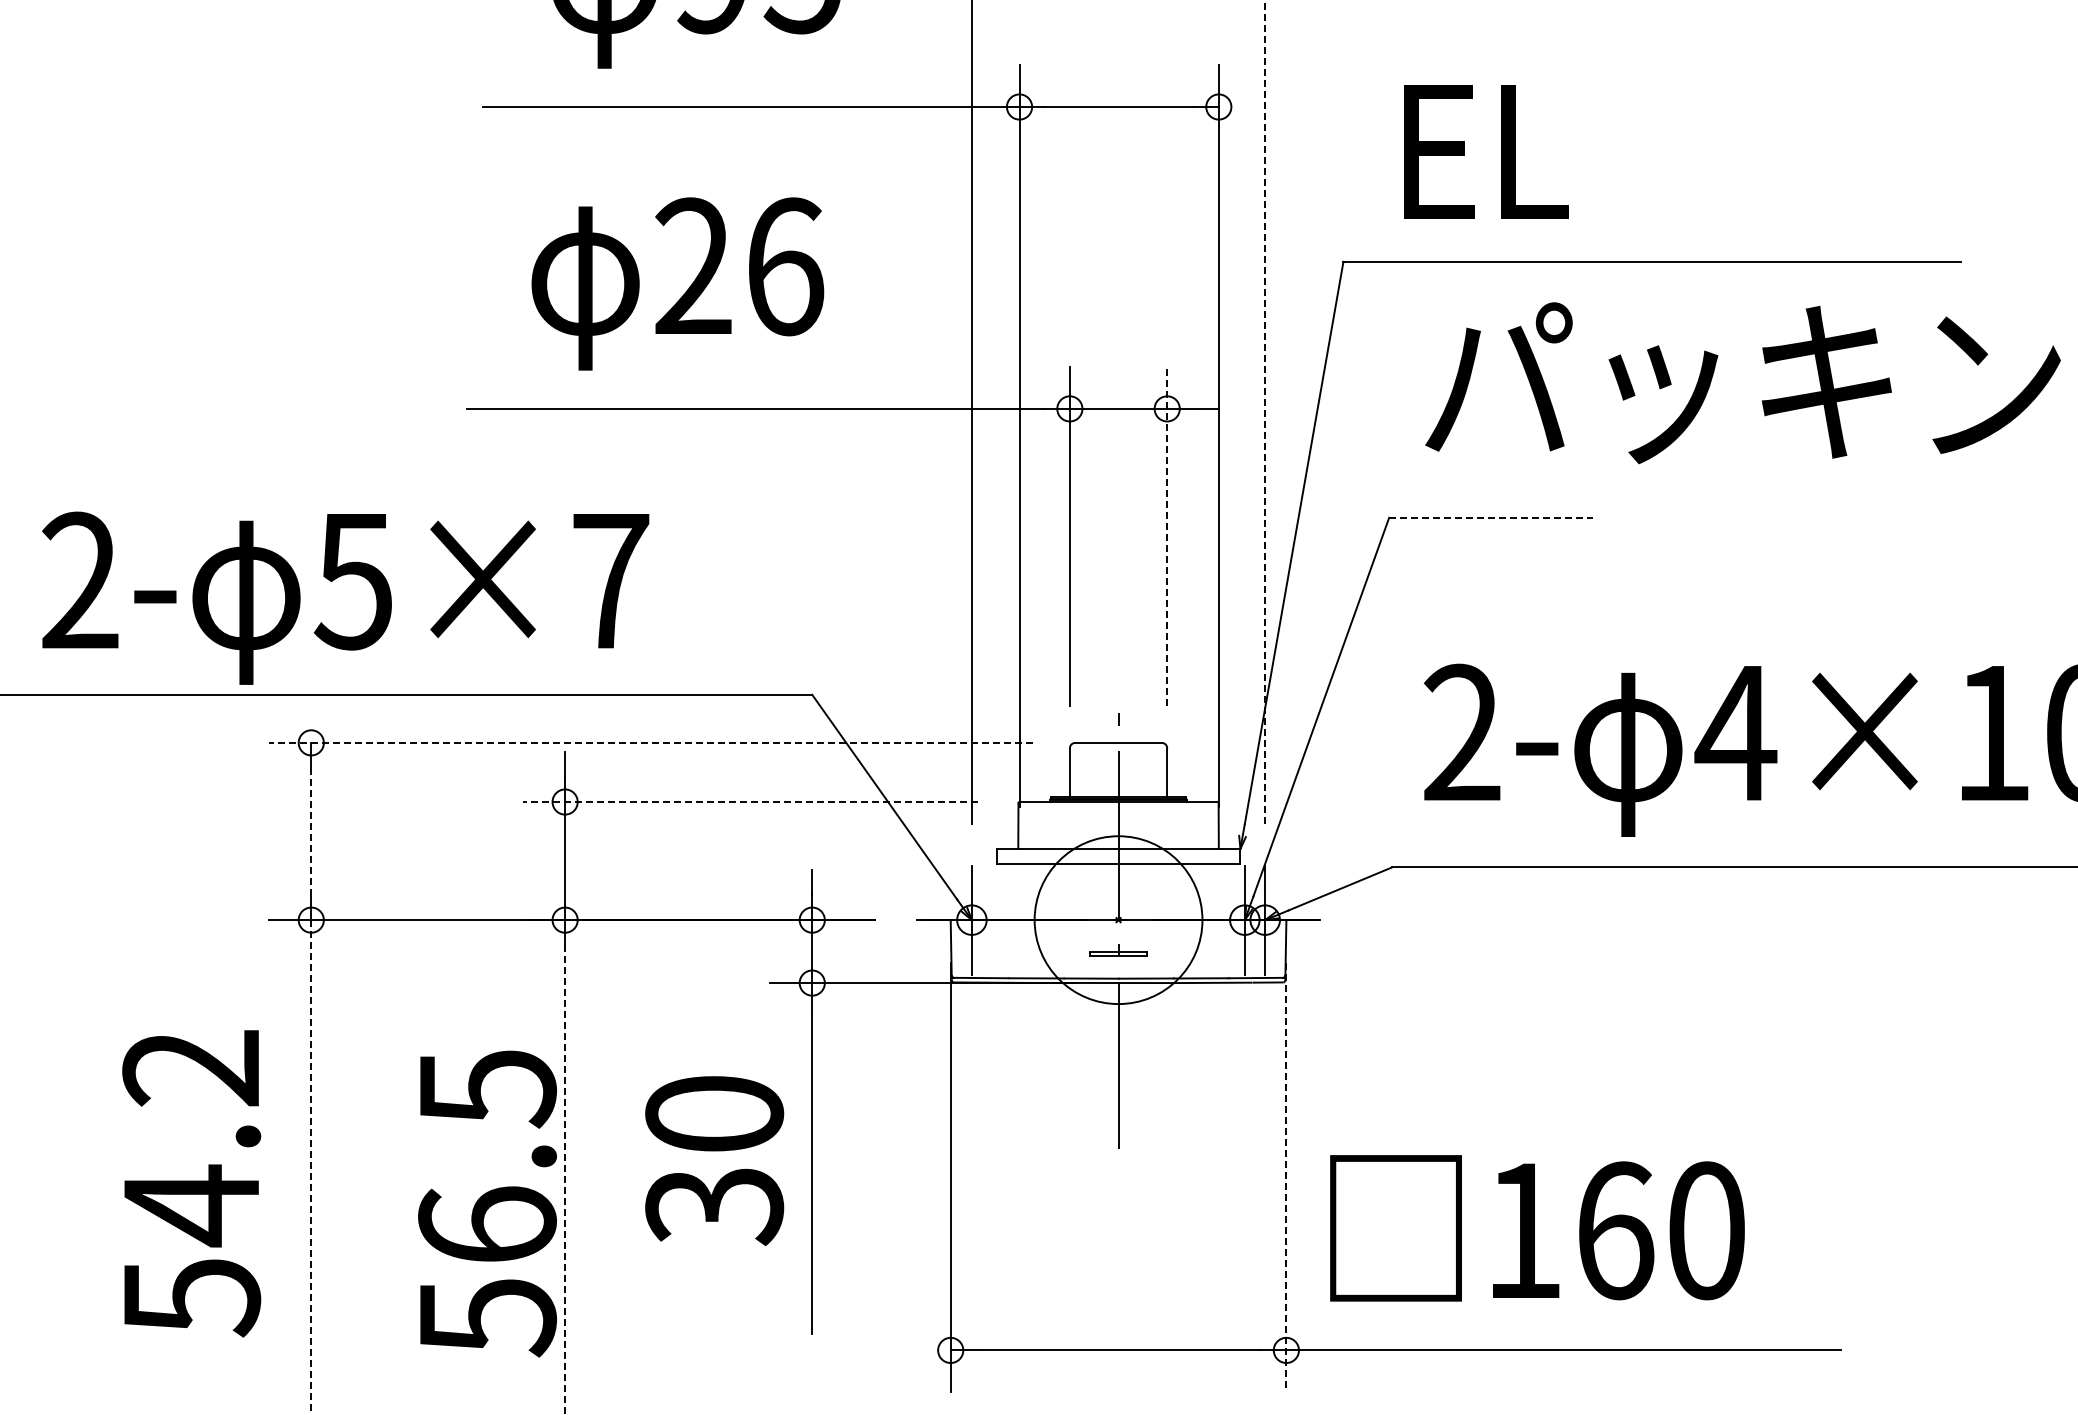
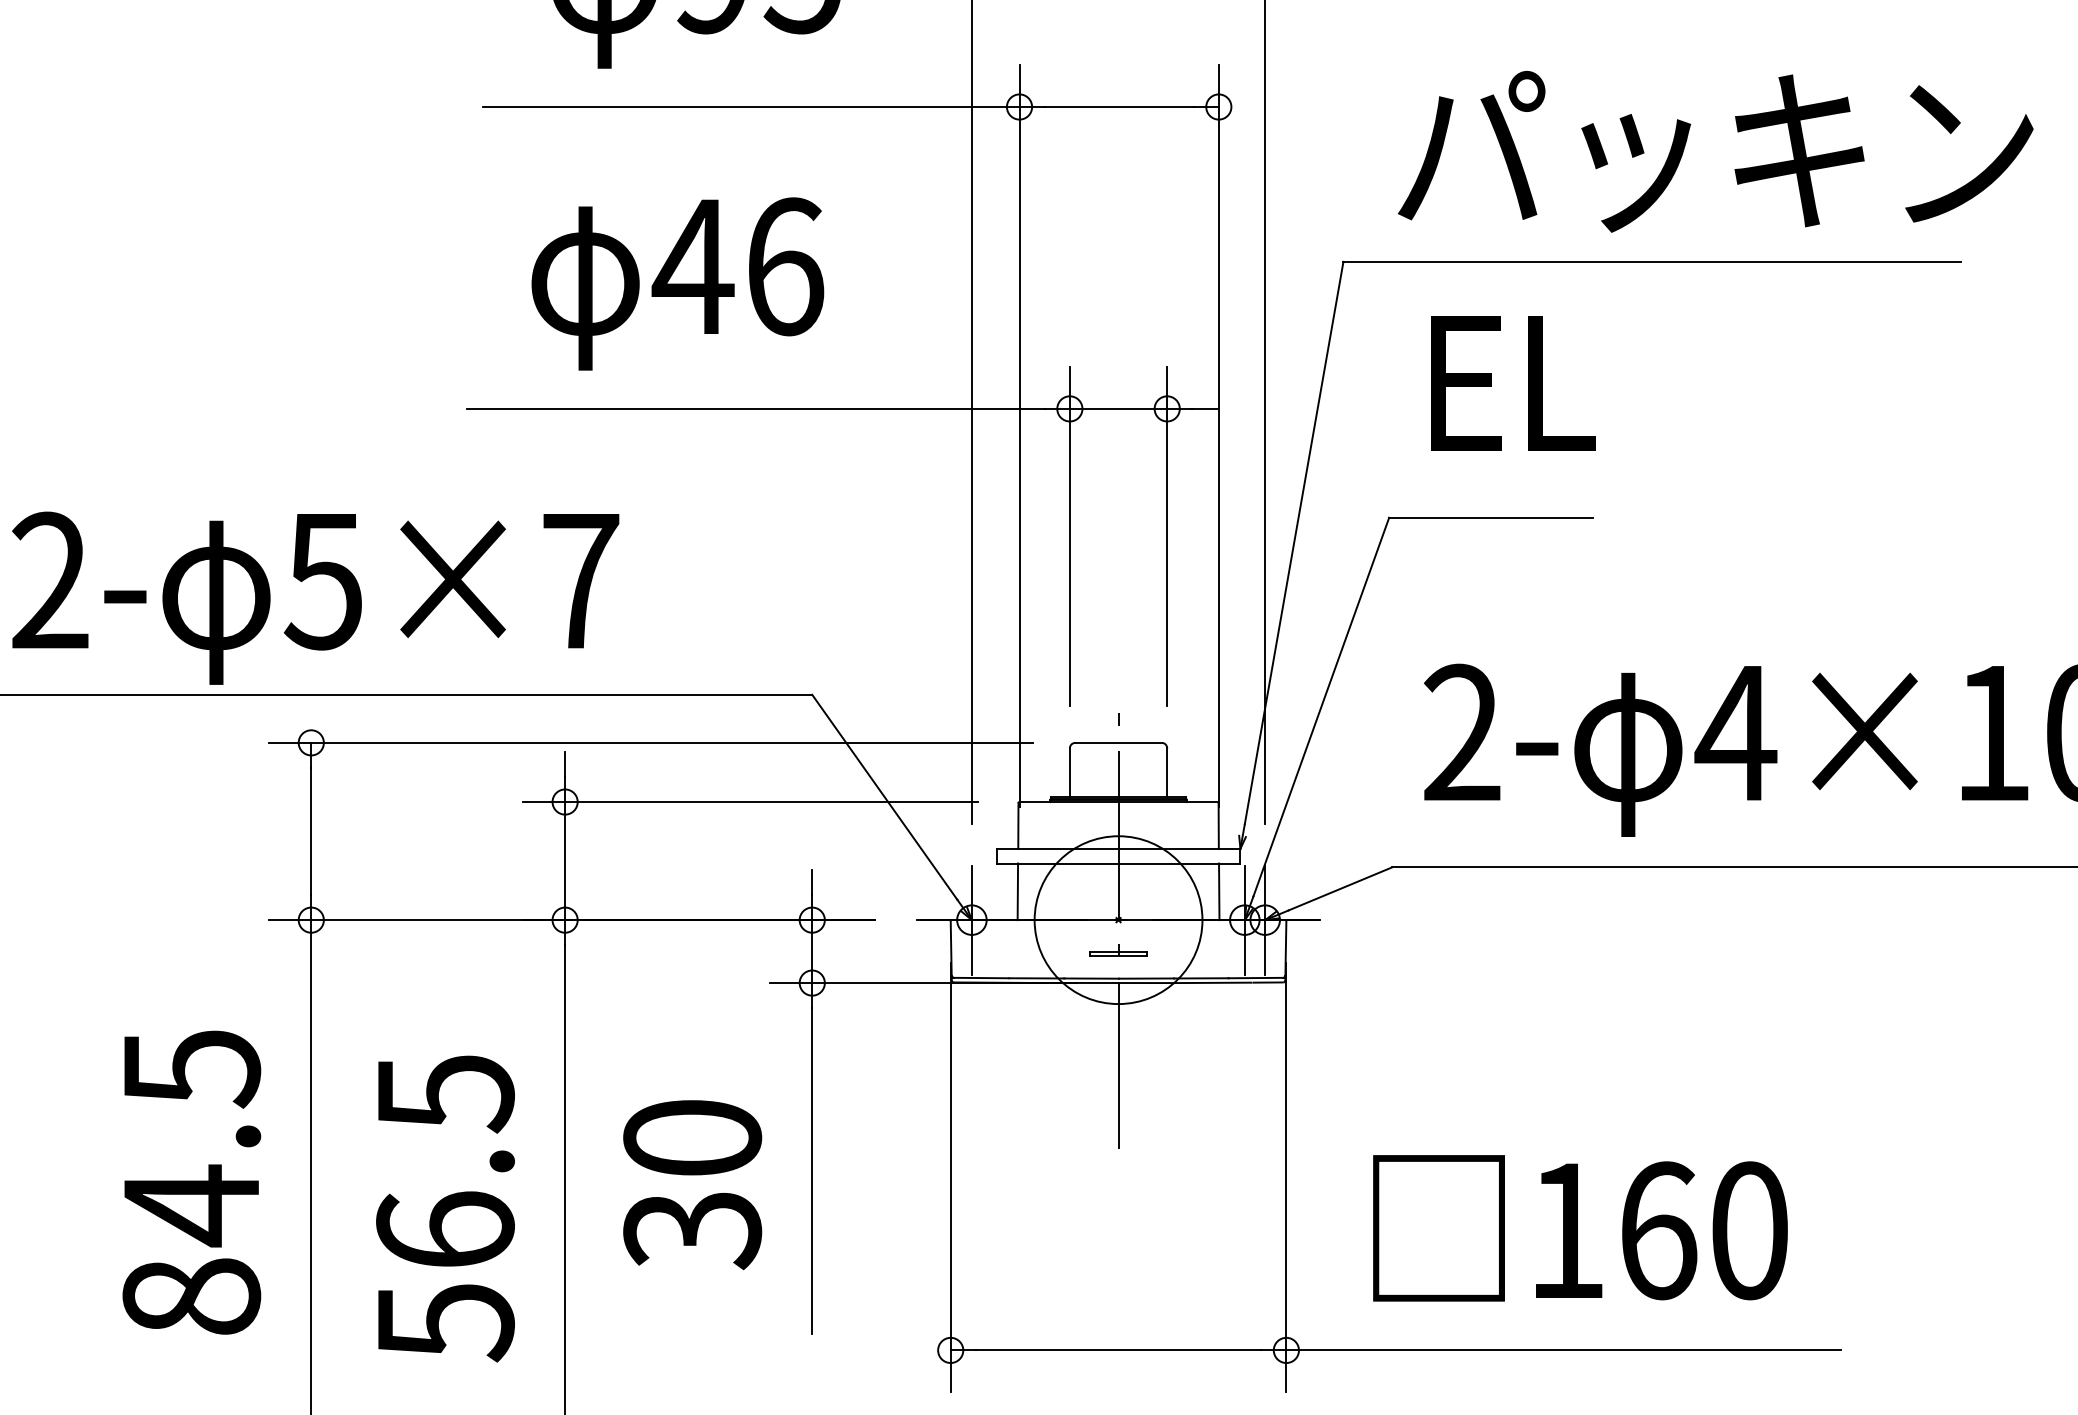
text: EL -> パッキン (1715, 151)
text: 26 -> 46 (692, 265)
text: パッキン -> EL (1742, 383)
line: dashed -> solid (1265, 411)
line: dashed -> solid (1490, 517)
line: dashed -> solid (1167, 536)
text position: (345, 597) -> (315, 597) (315, 597)
line: dashed -> solid (650, 742)
line: dashed -> solid (749, 802)
line: dashed -> solid (311, 832)
line: none -> present (1017, 891)
line: none -> present (1219, 891)
text position: (714, 1161) -> (692, 1185) (692, 1185)
line: dashed -> solid (311, 1167)
line: dashed -> solid (1286, 1177)
line: dashed -> solid (565, 1179)
text: 54.2 -> 84.5 (191, 1183)
text position: (487, 1203) -> (445, 1208) (445, 1208)
text position: (1537, 1228) -> (1580, 1228) (1580, 1228)
